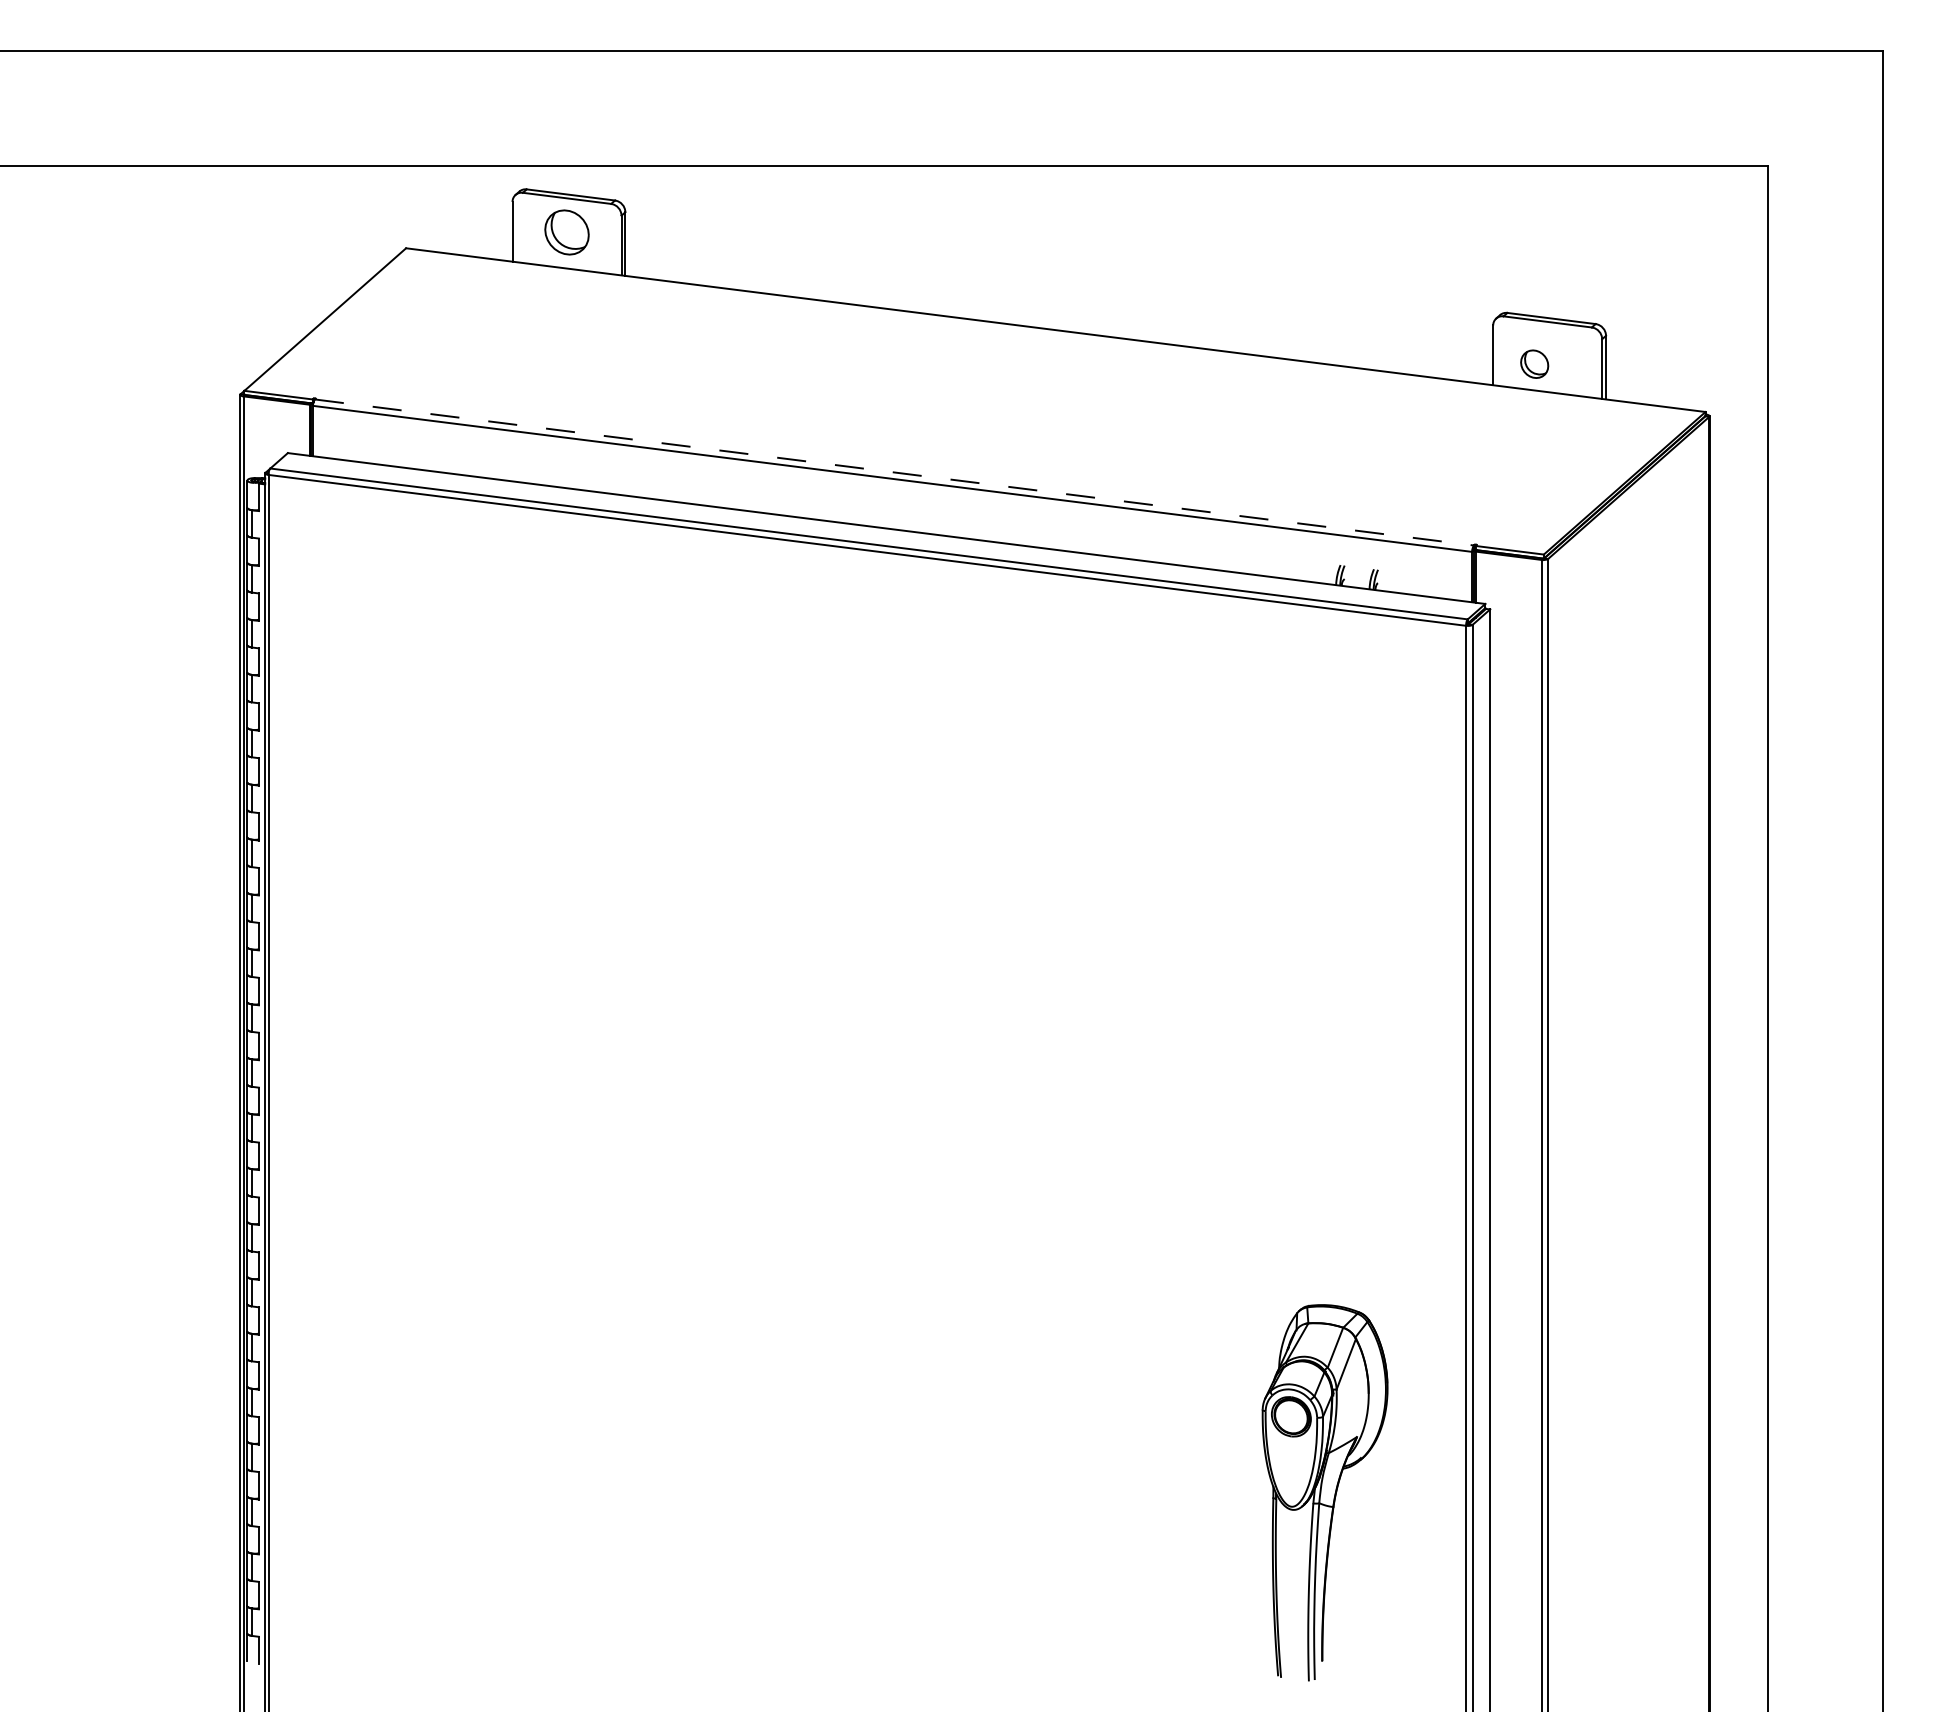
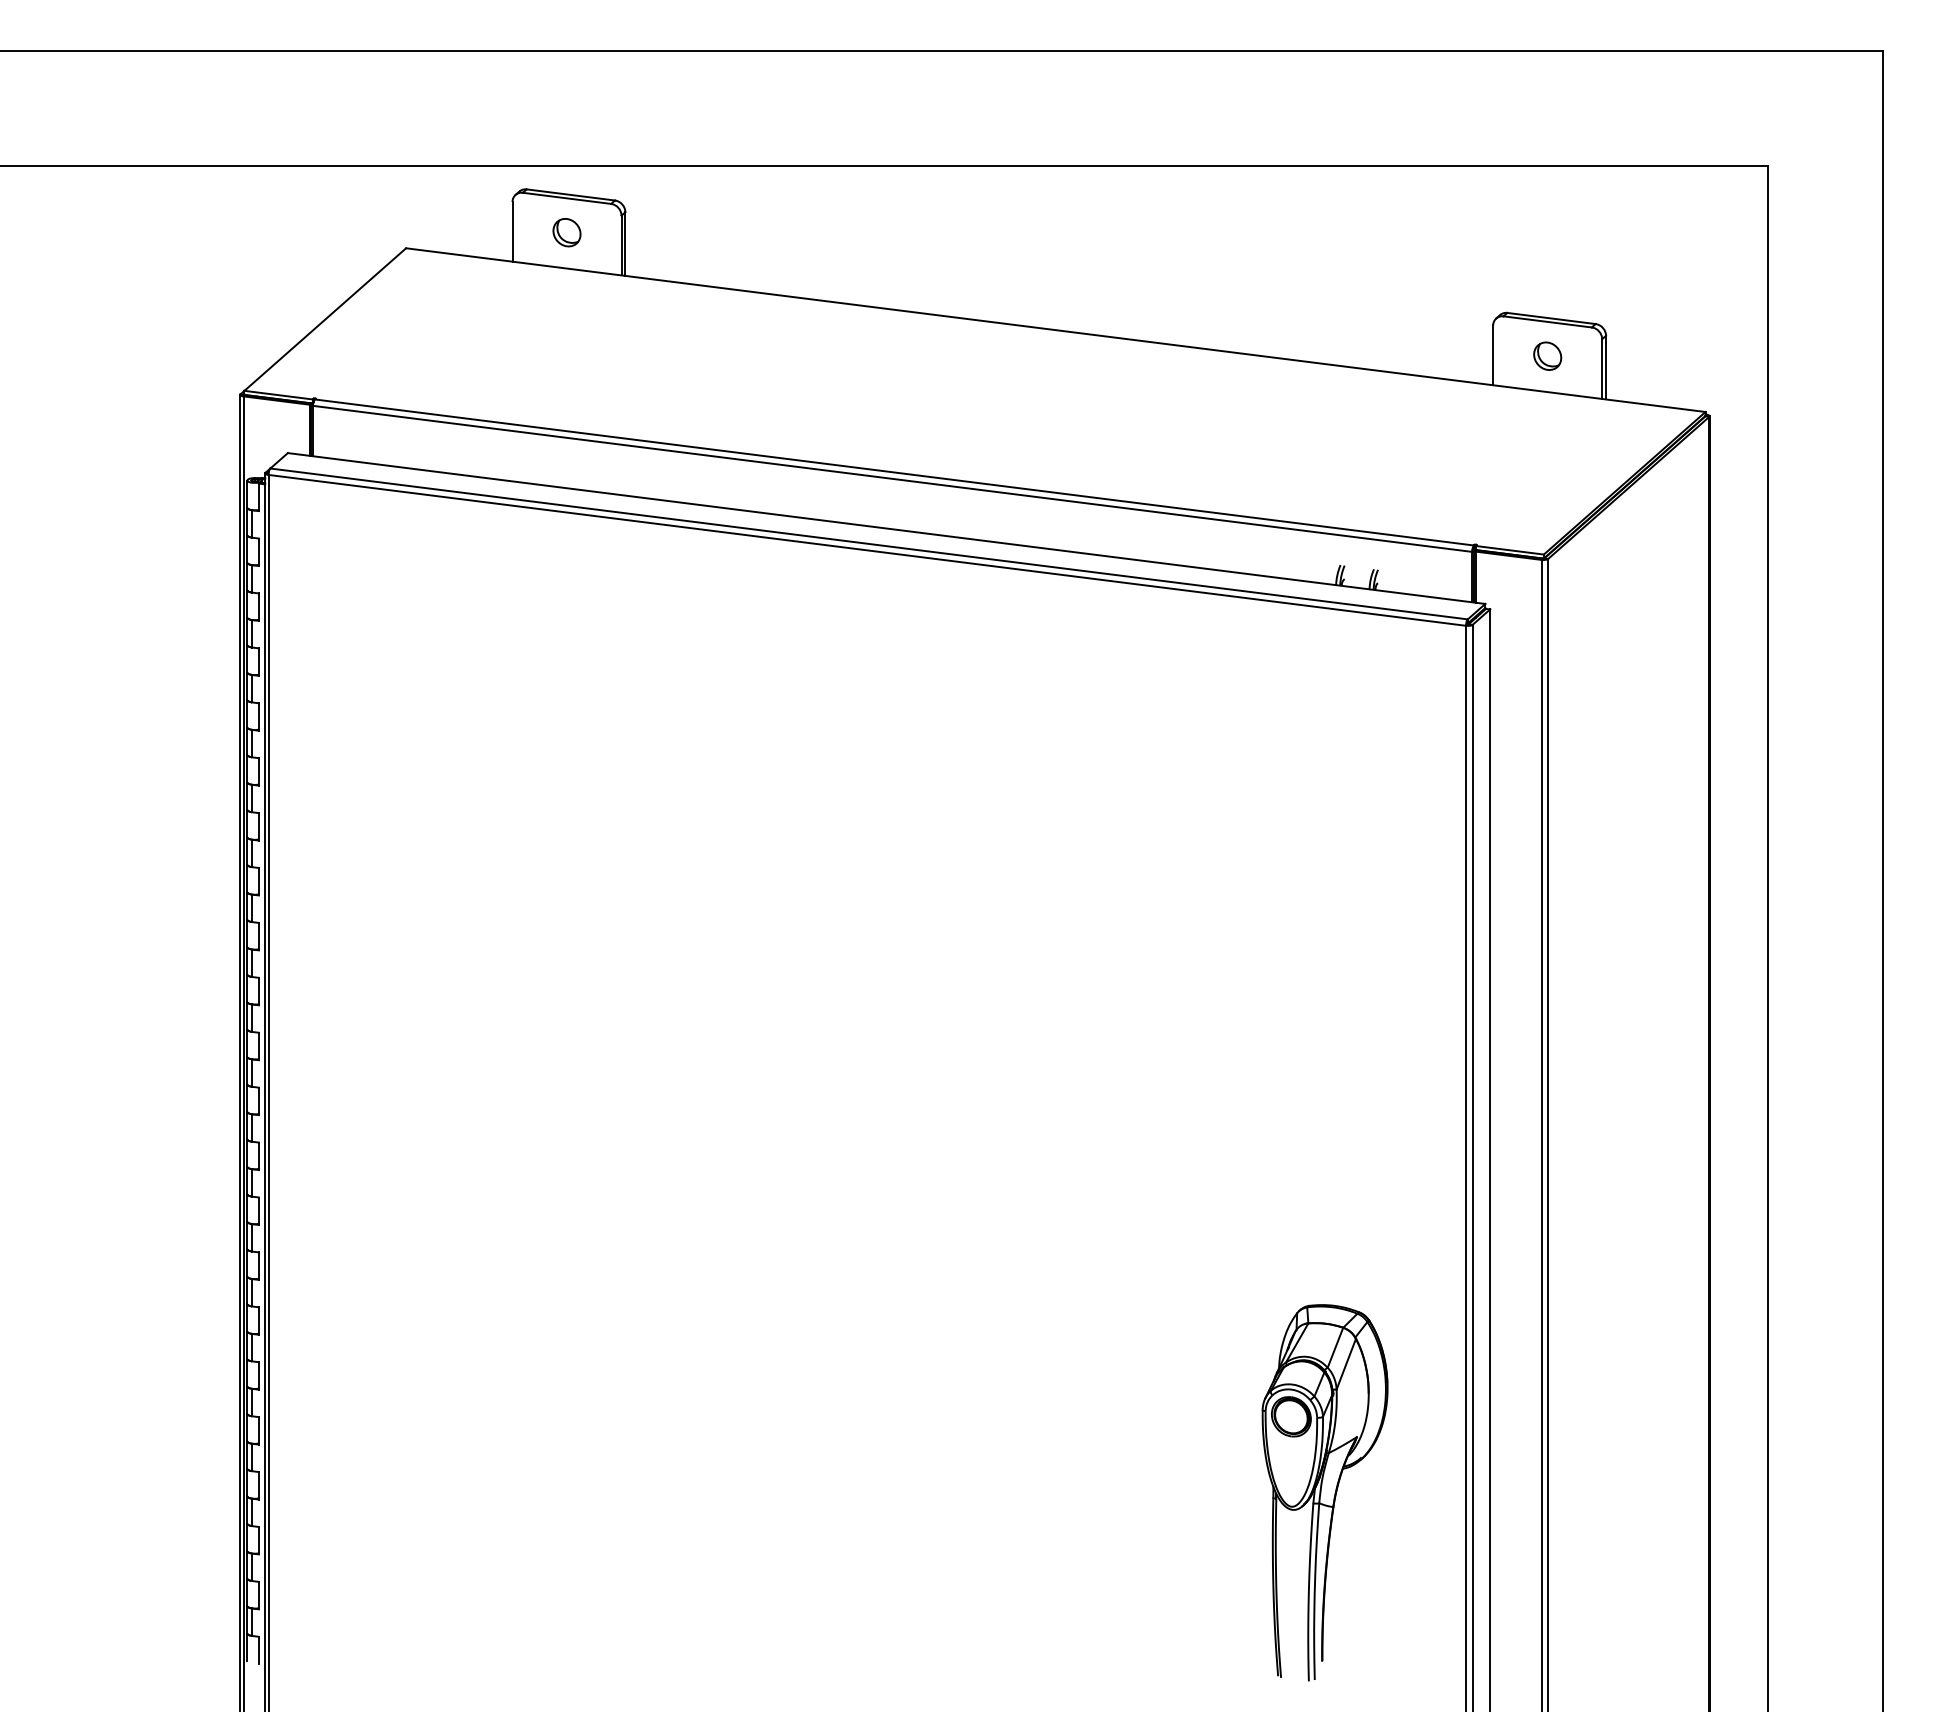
part size: 46x47 px -> 30x30 px (566, 232)
part position: (1534, 363) -> (1547, 355) (1547, 355)
line: dashed -> solid (894, 472)
